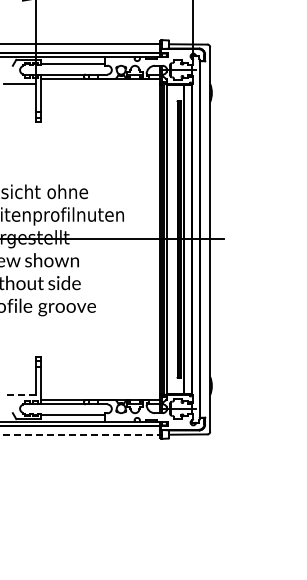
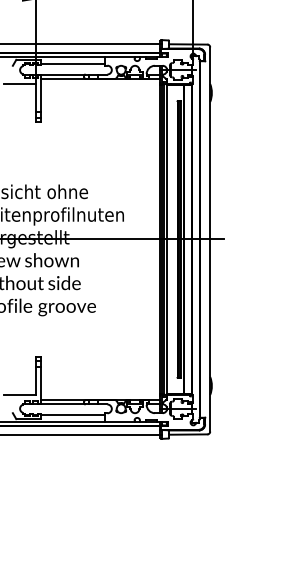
line: dashed -> solid (19, 394)
line: dashed -> solid (80, 434)
